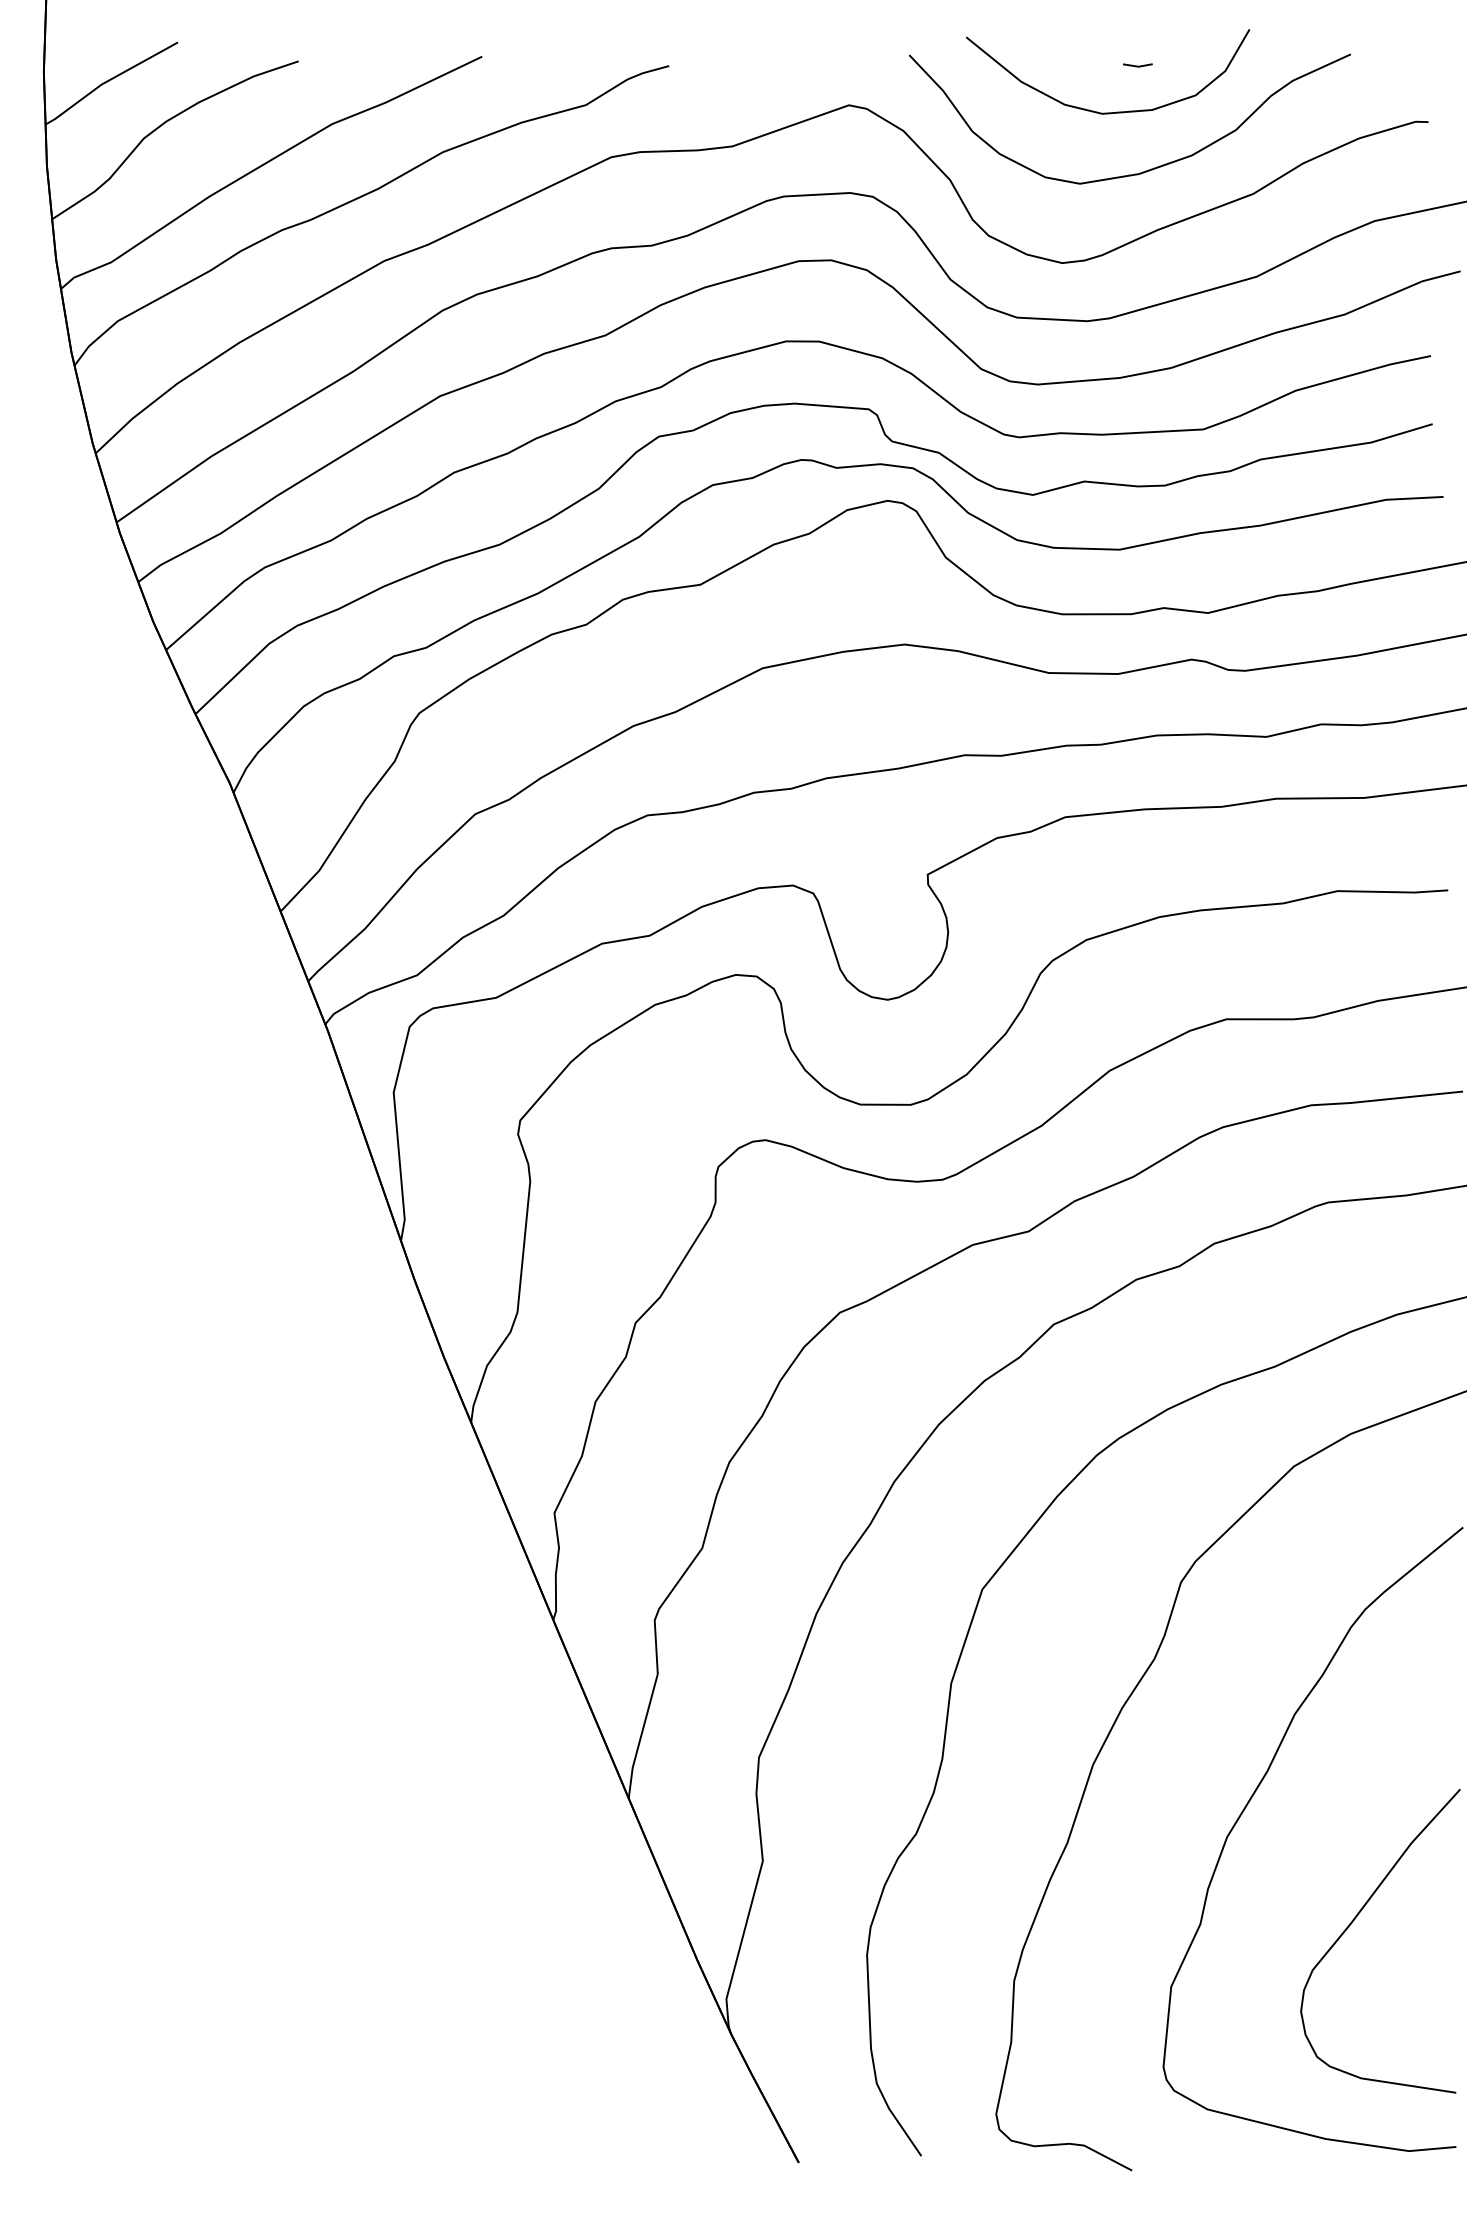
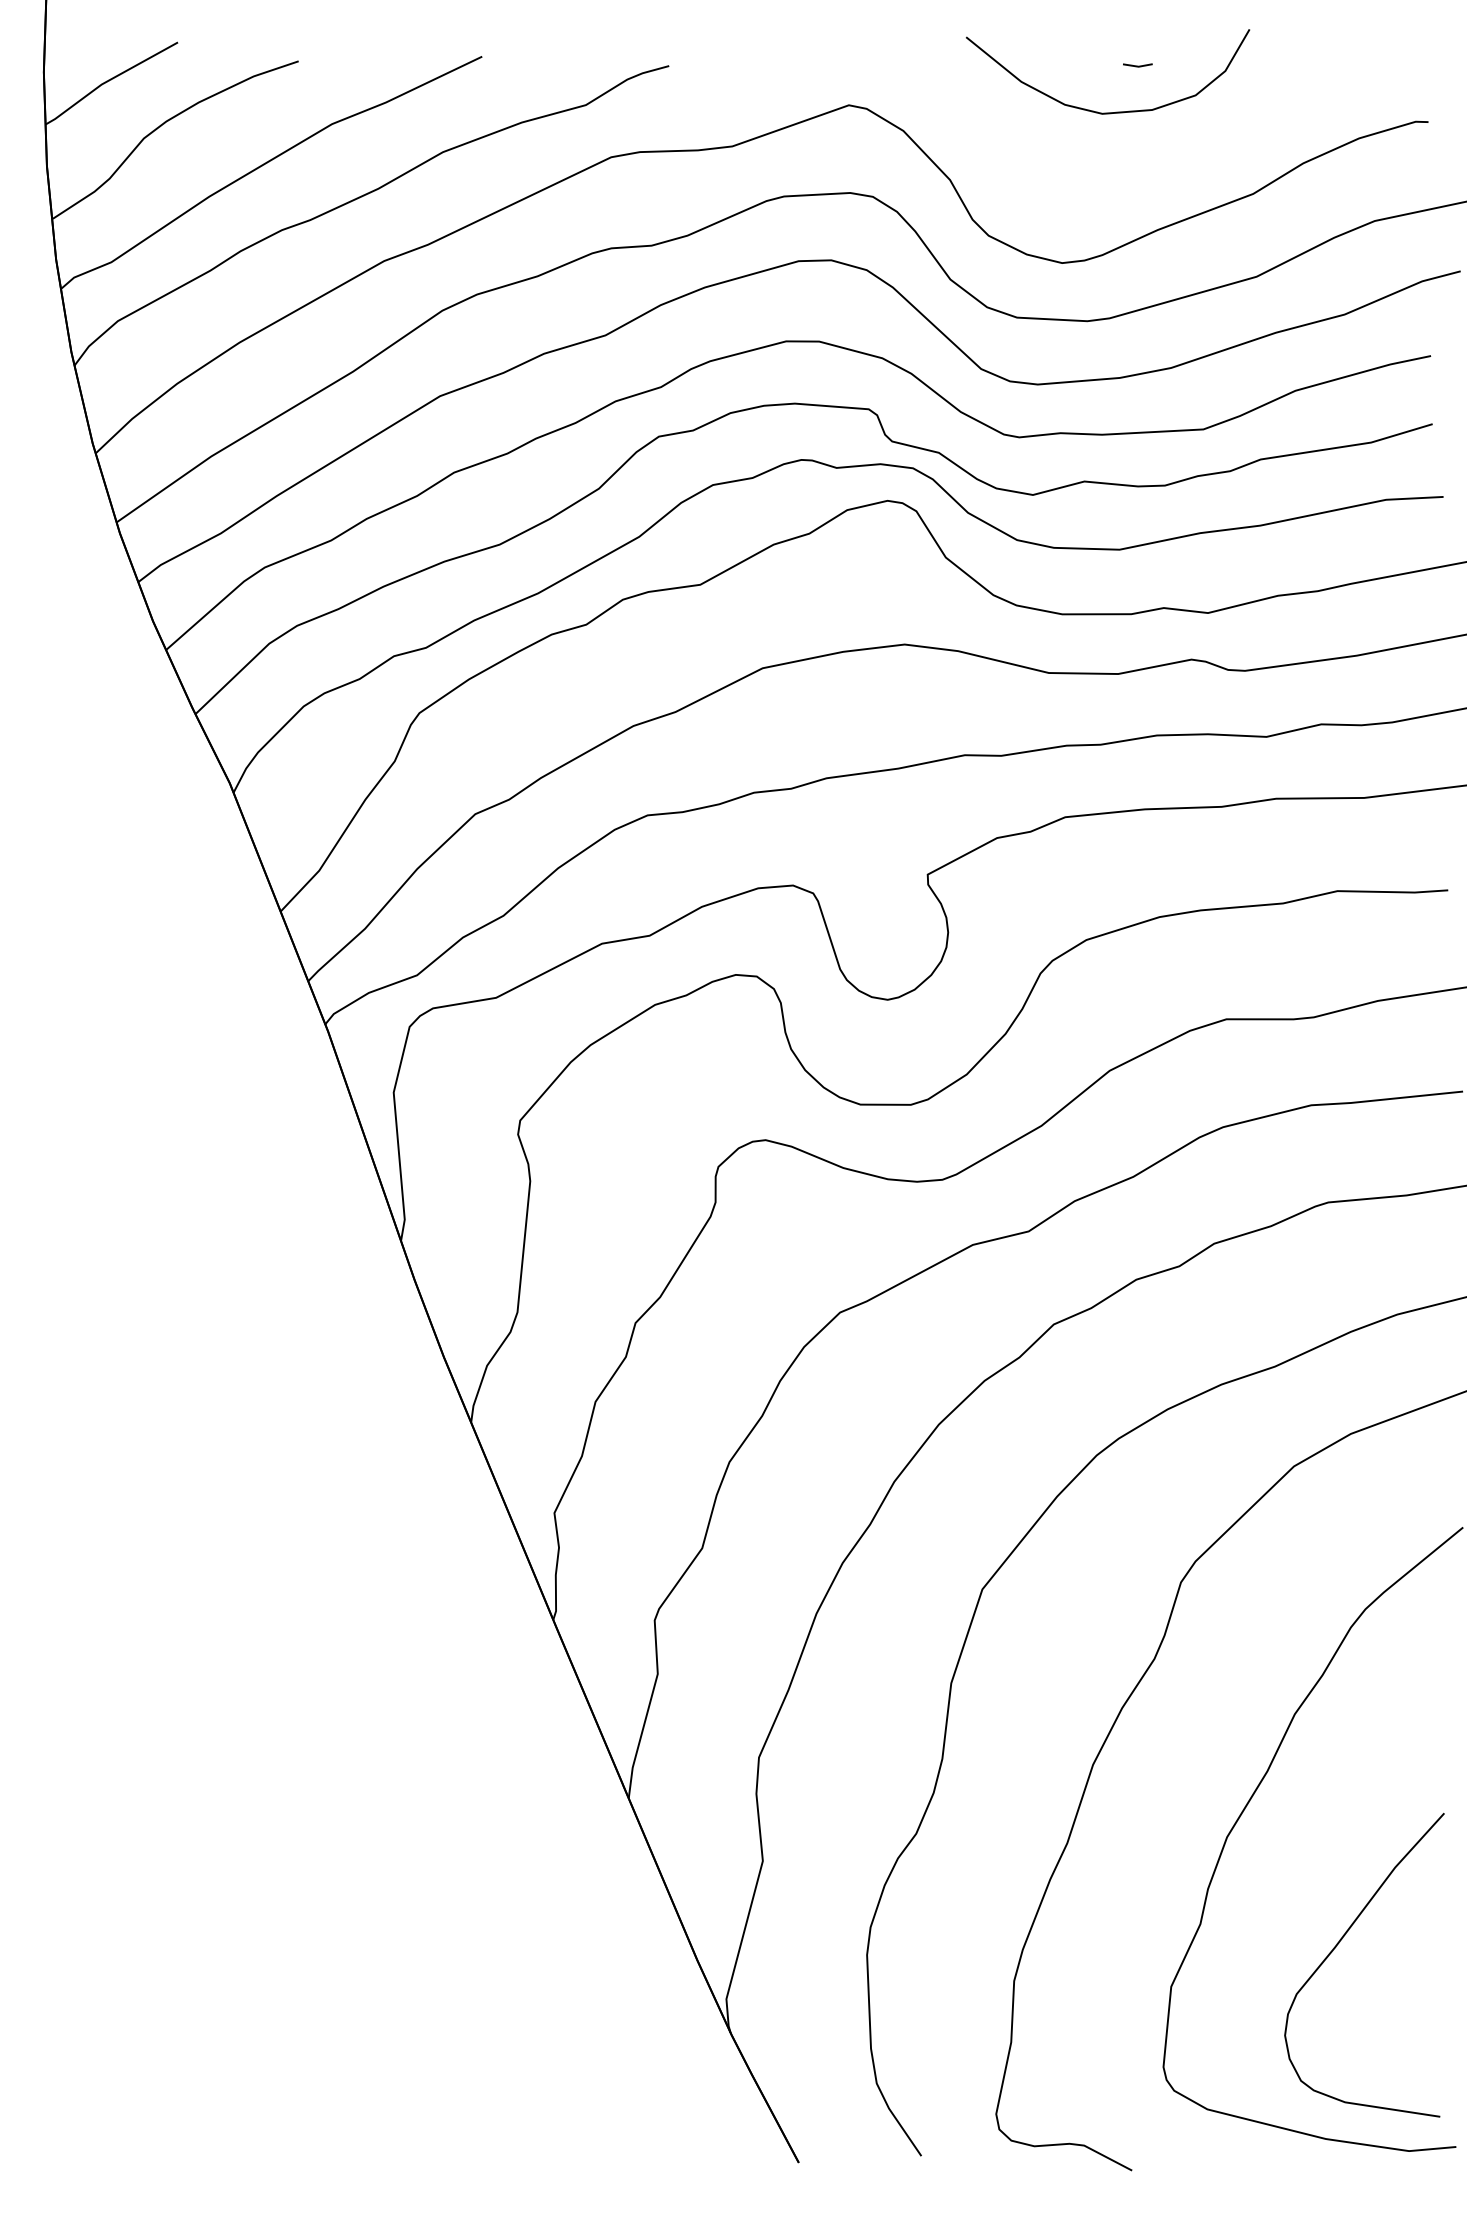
curve: present -> none (1145, 170)
curve position: (1355, 1919) -> (1339, 1943) (1339, 1943)
